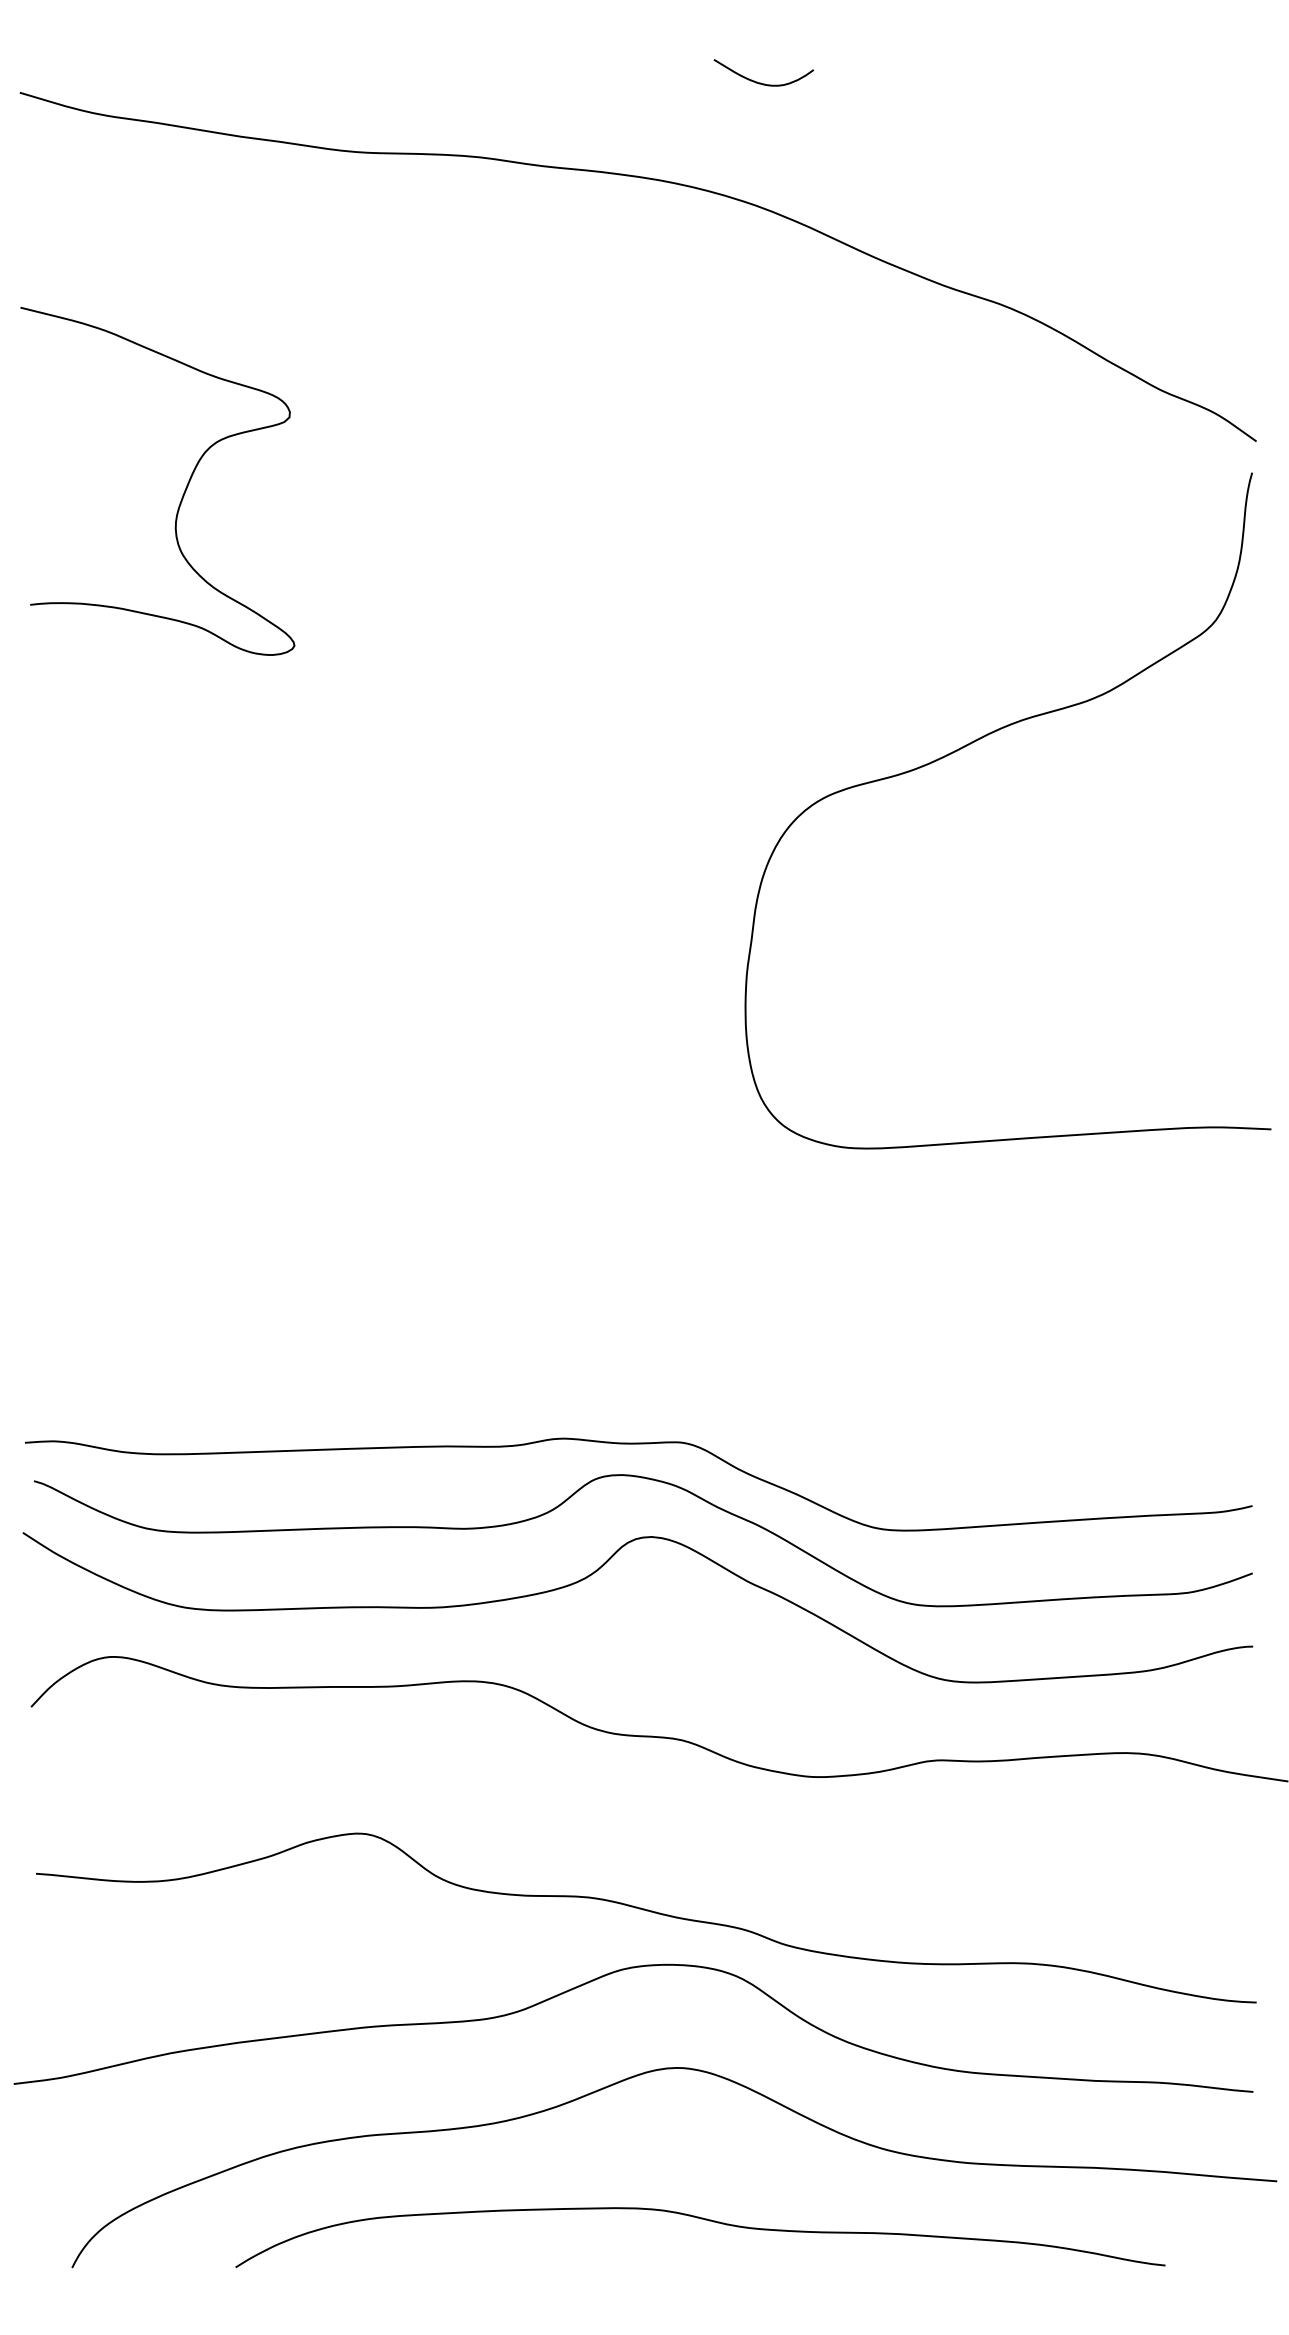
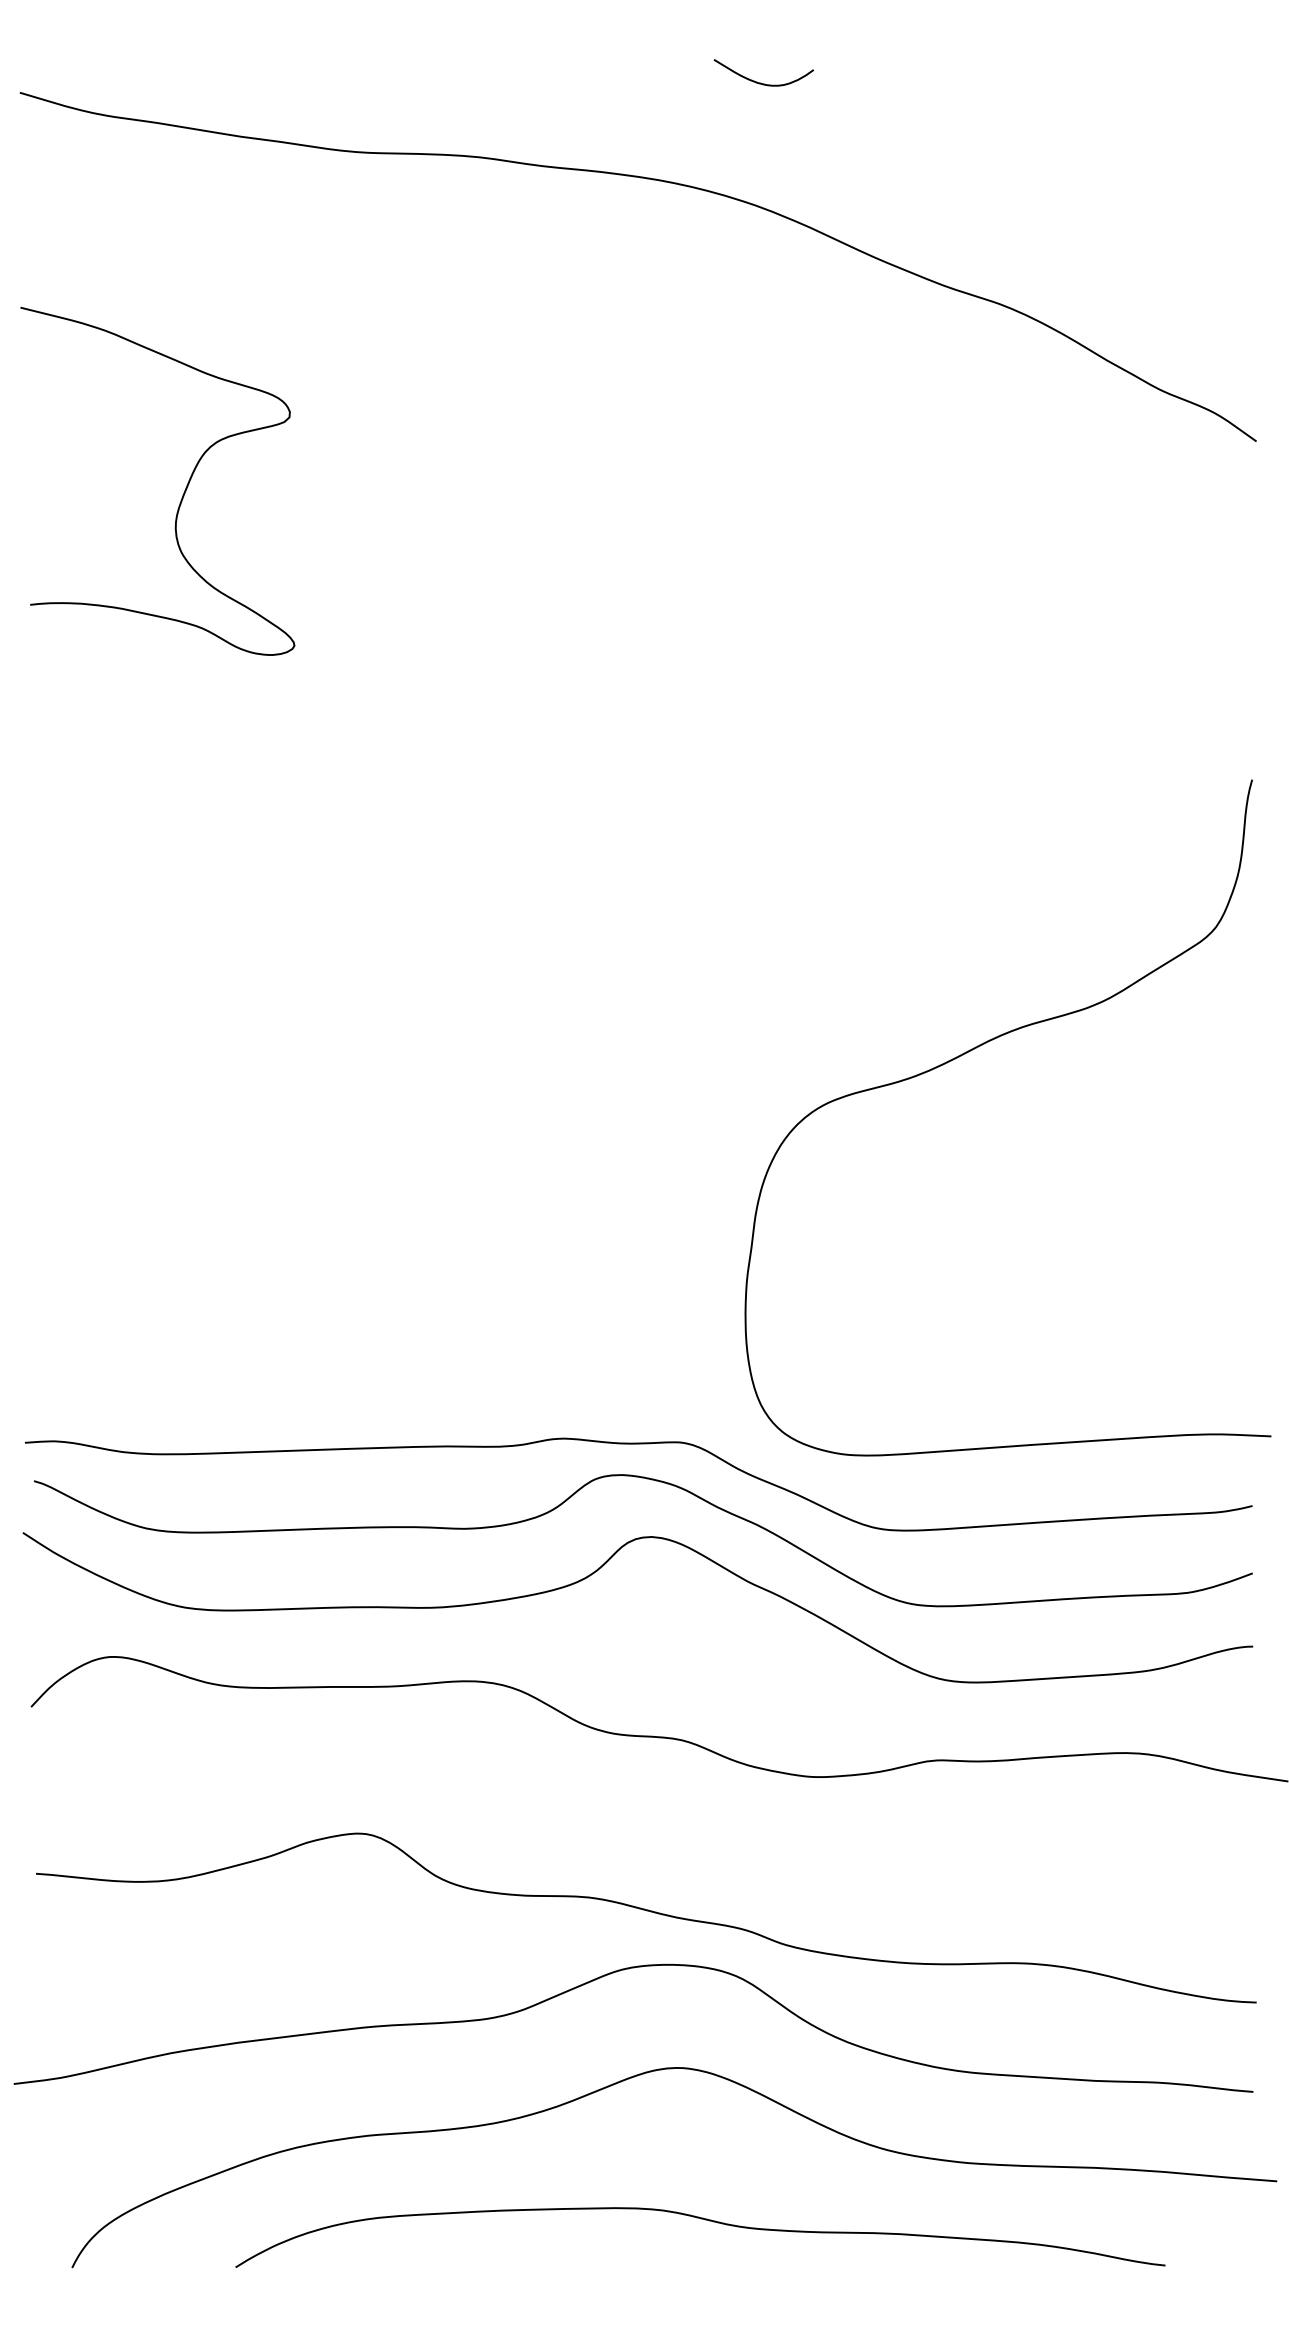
curve position: (967, 746) -> (967, 1053) (967, 1053)
